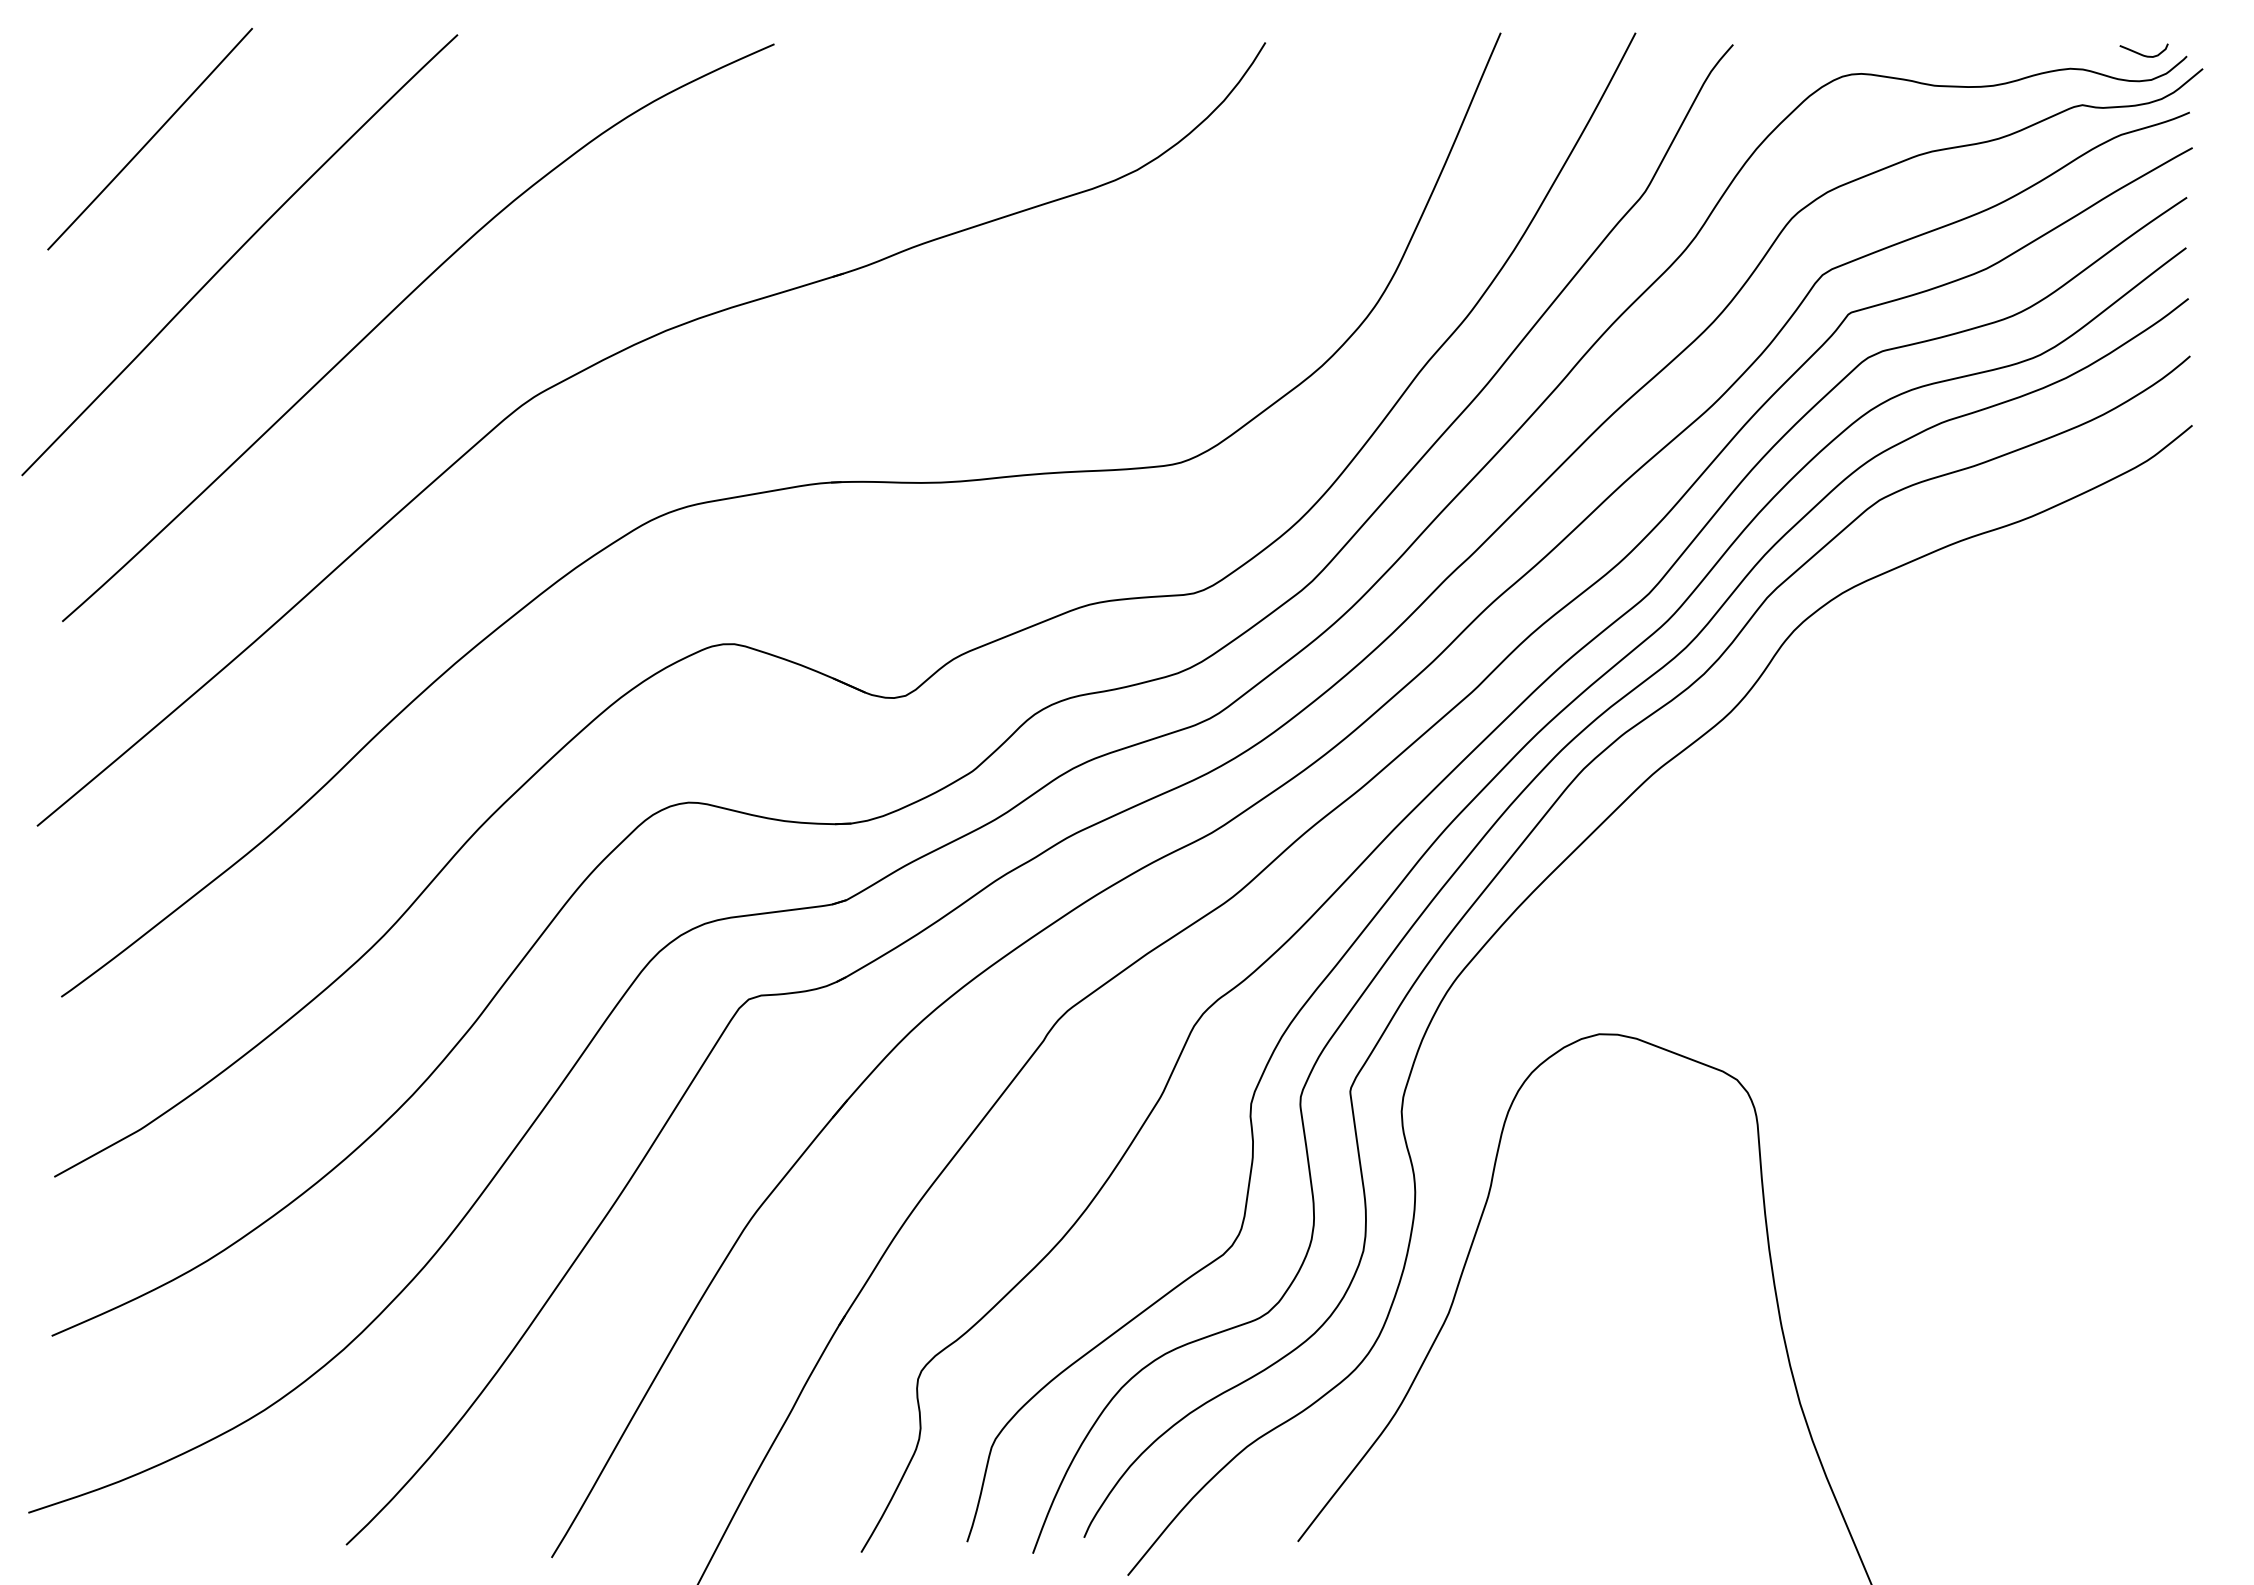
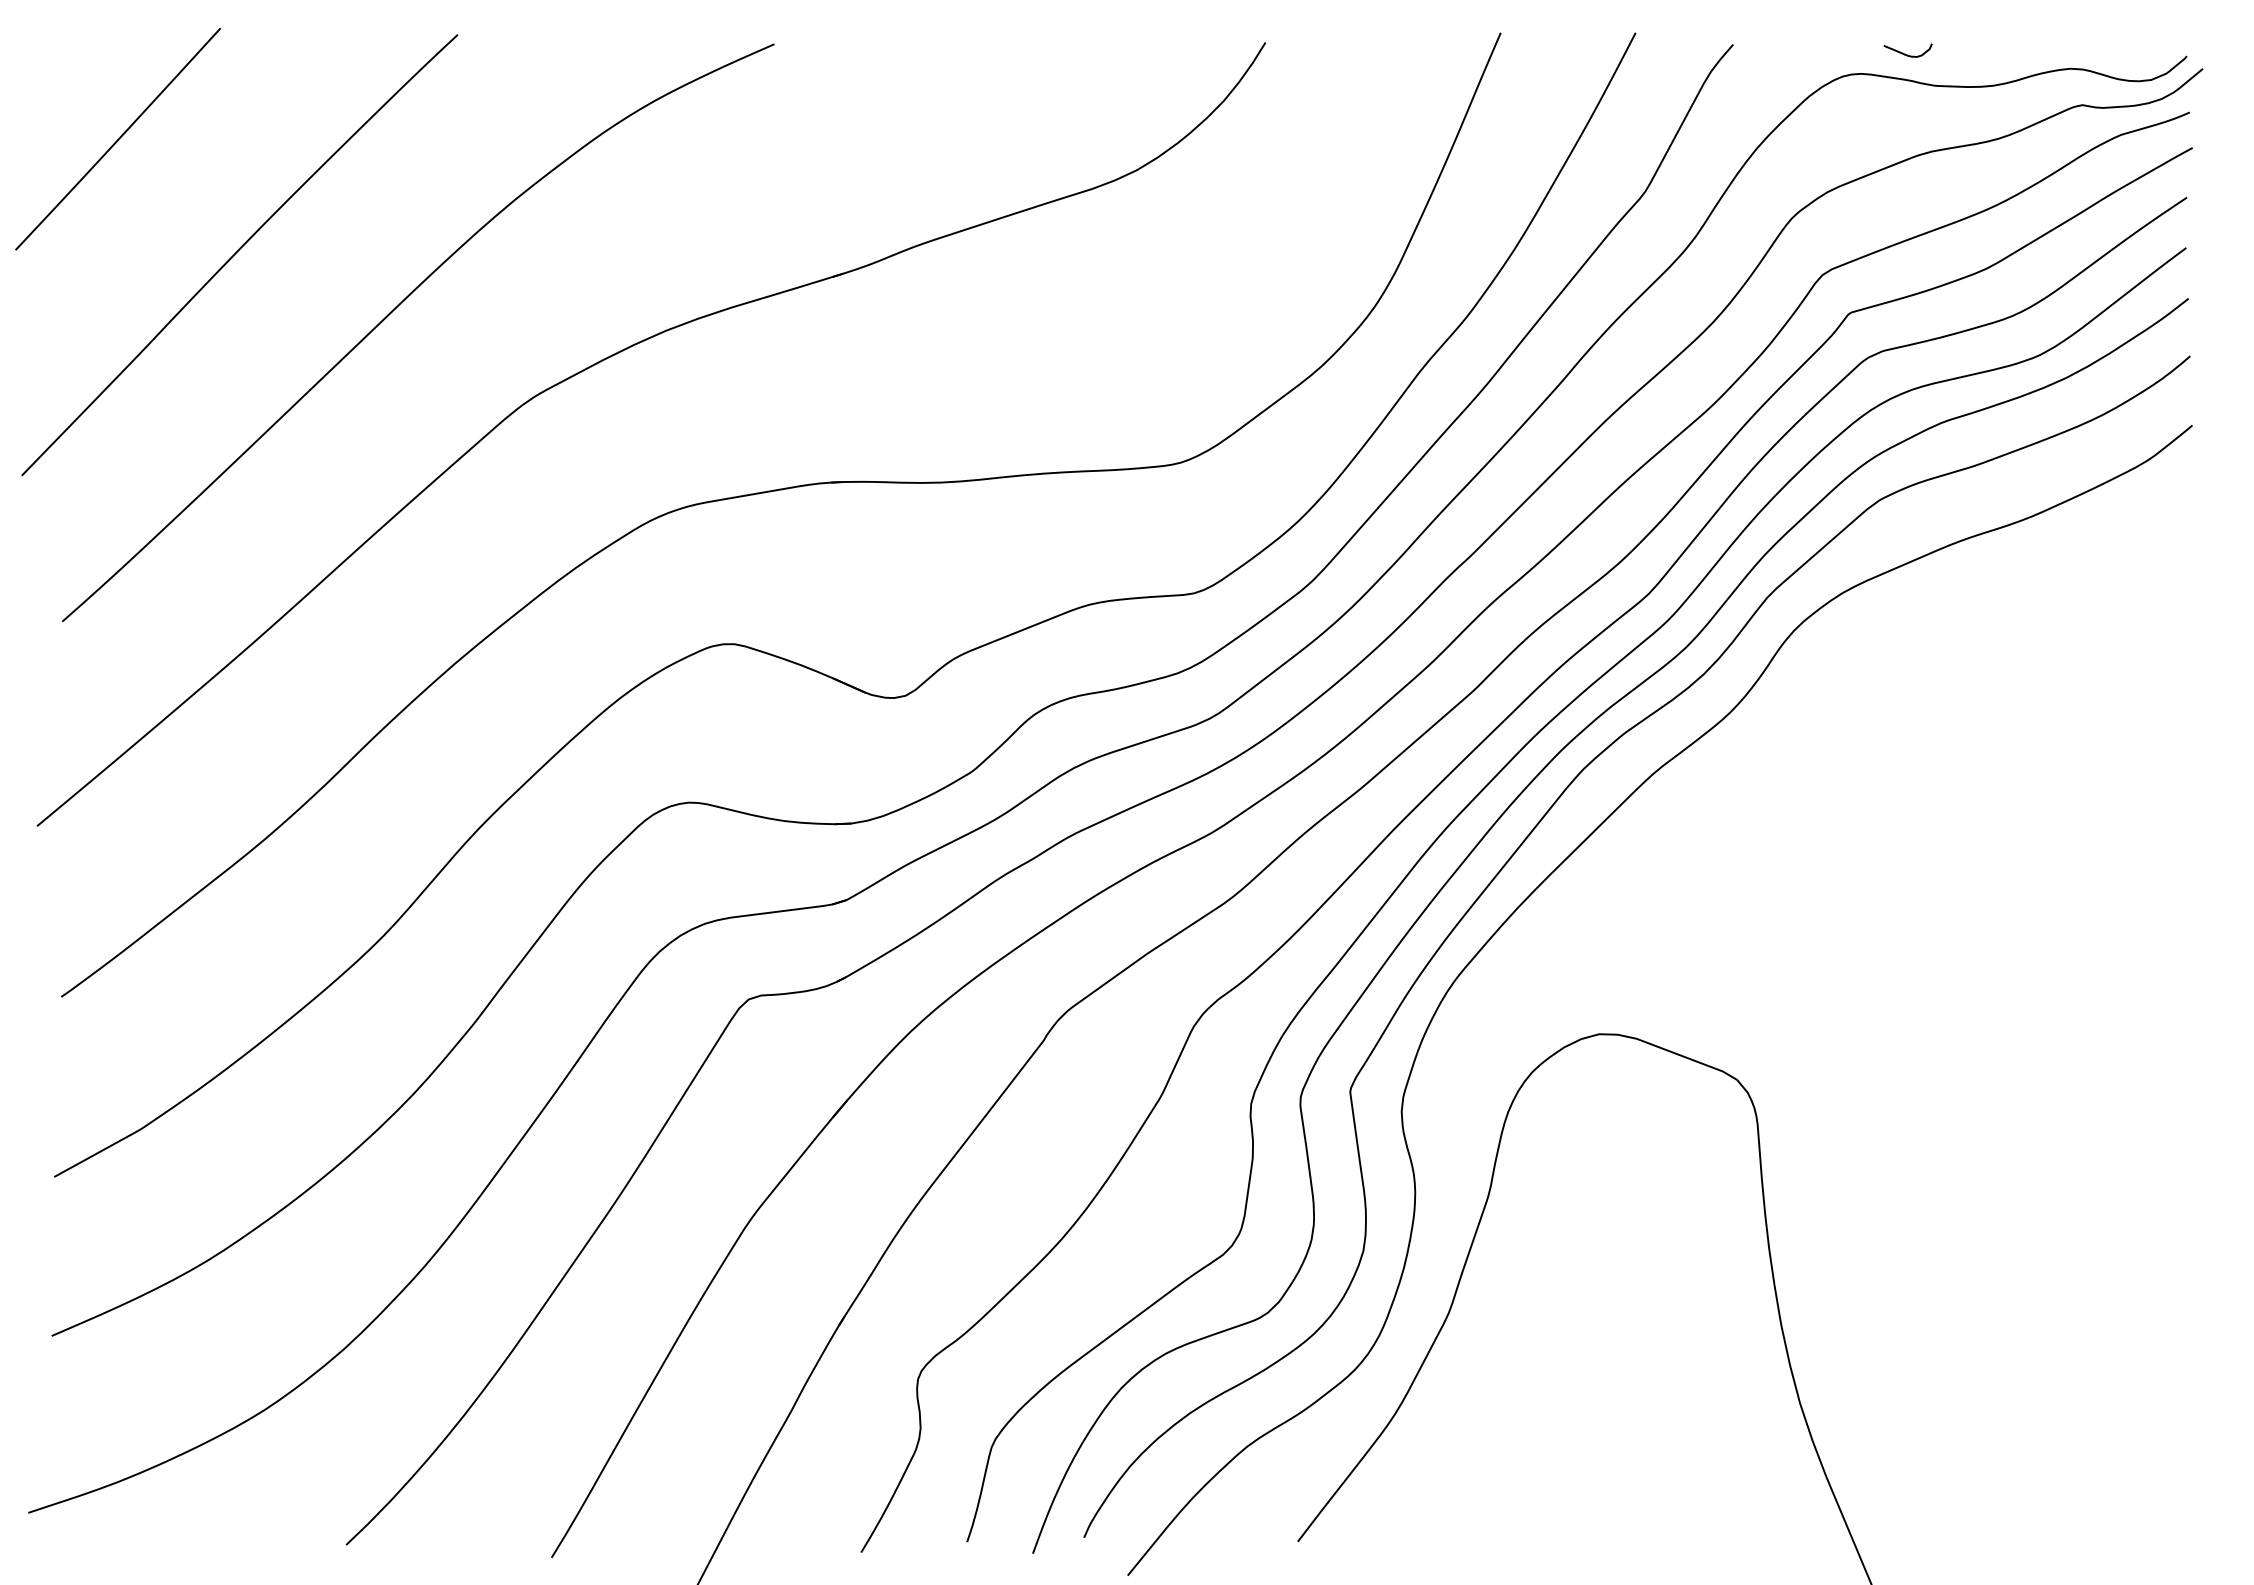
curve position: (2141, 53) -> (1905, 53) (1905, 53)
line position: (149, 139) -> (117, 139) (117, 139)
